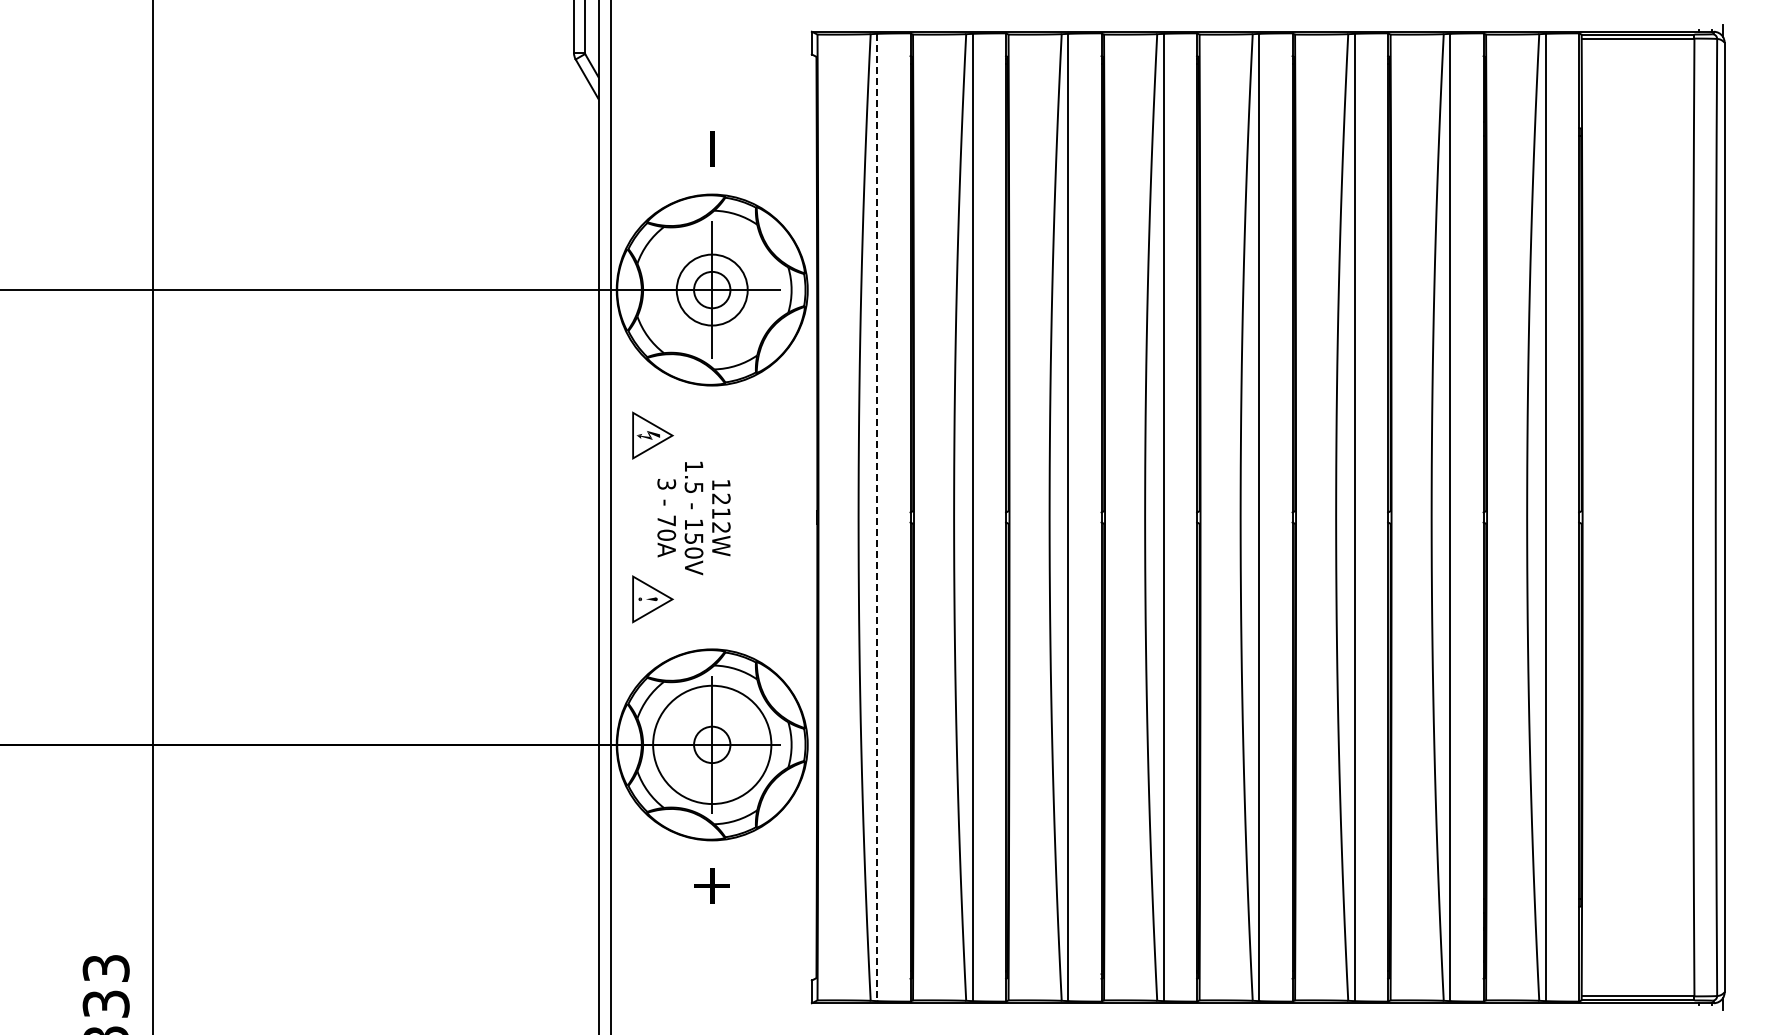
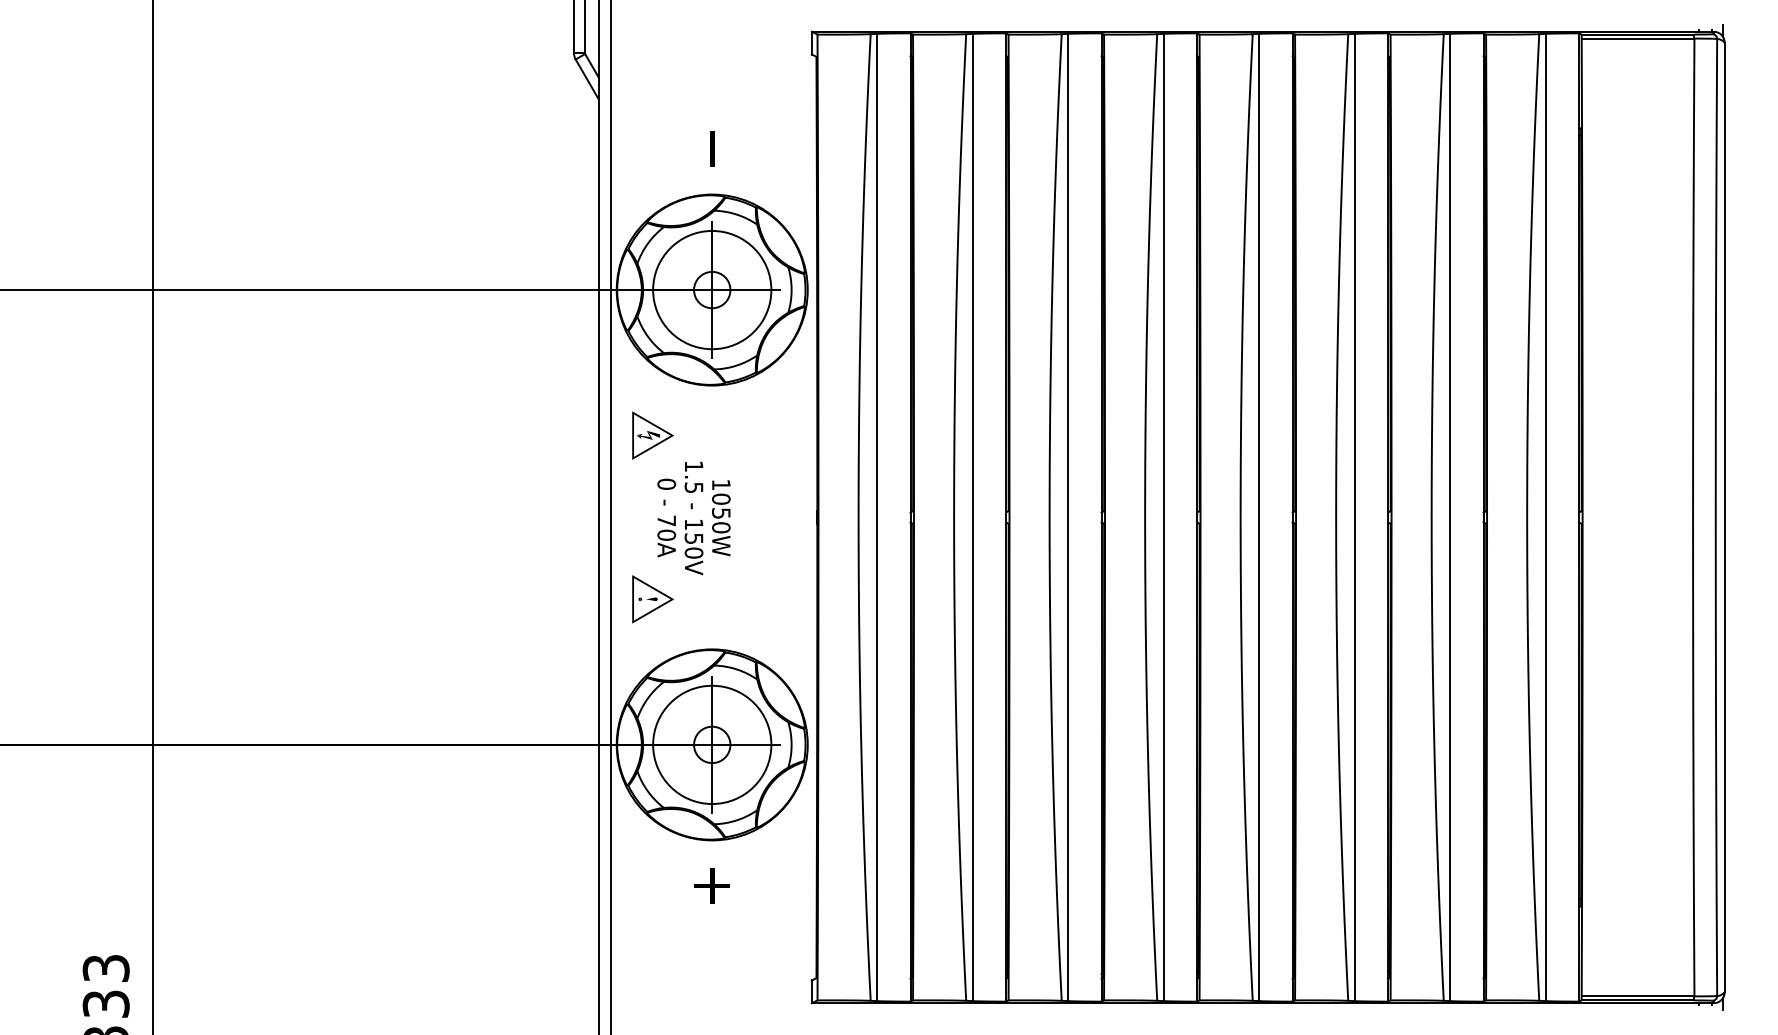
circle diameter: 71 px -> 118 px (712, 289)
text: 3 -> 0 (666, 483)
text: 1212W -> 1050W (721, 513)
line: dashed -> solid (877, 517)
